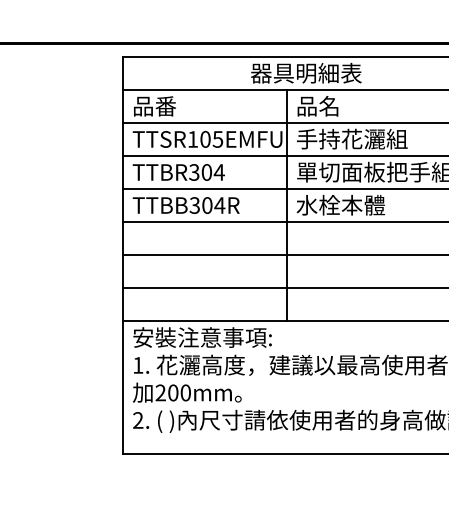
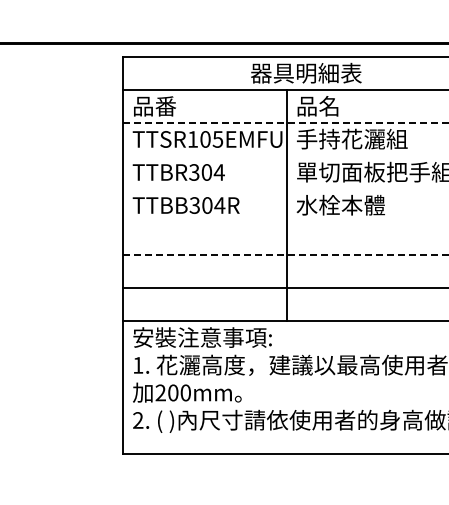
line: solid -> dashed (286, 123)
line: present -> none (284, 156)
line: present -> none (284, 189)
line: present -> none (284, 222)
line: solid -> dashed (286, 255)
